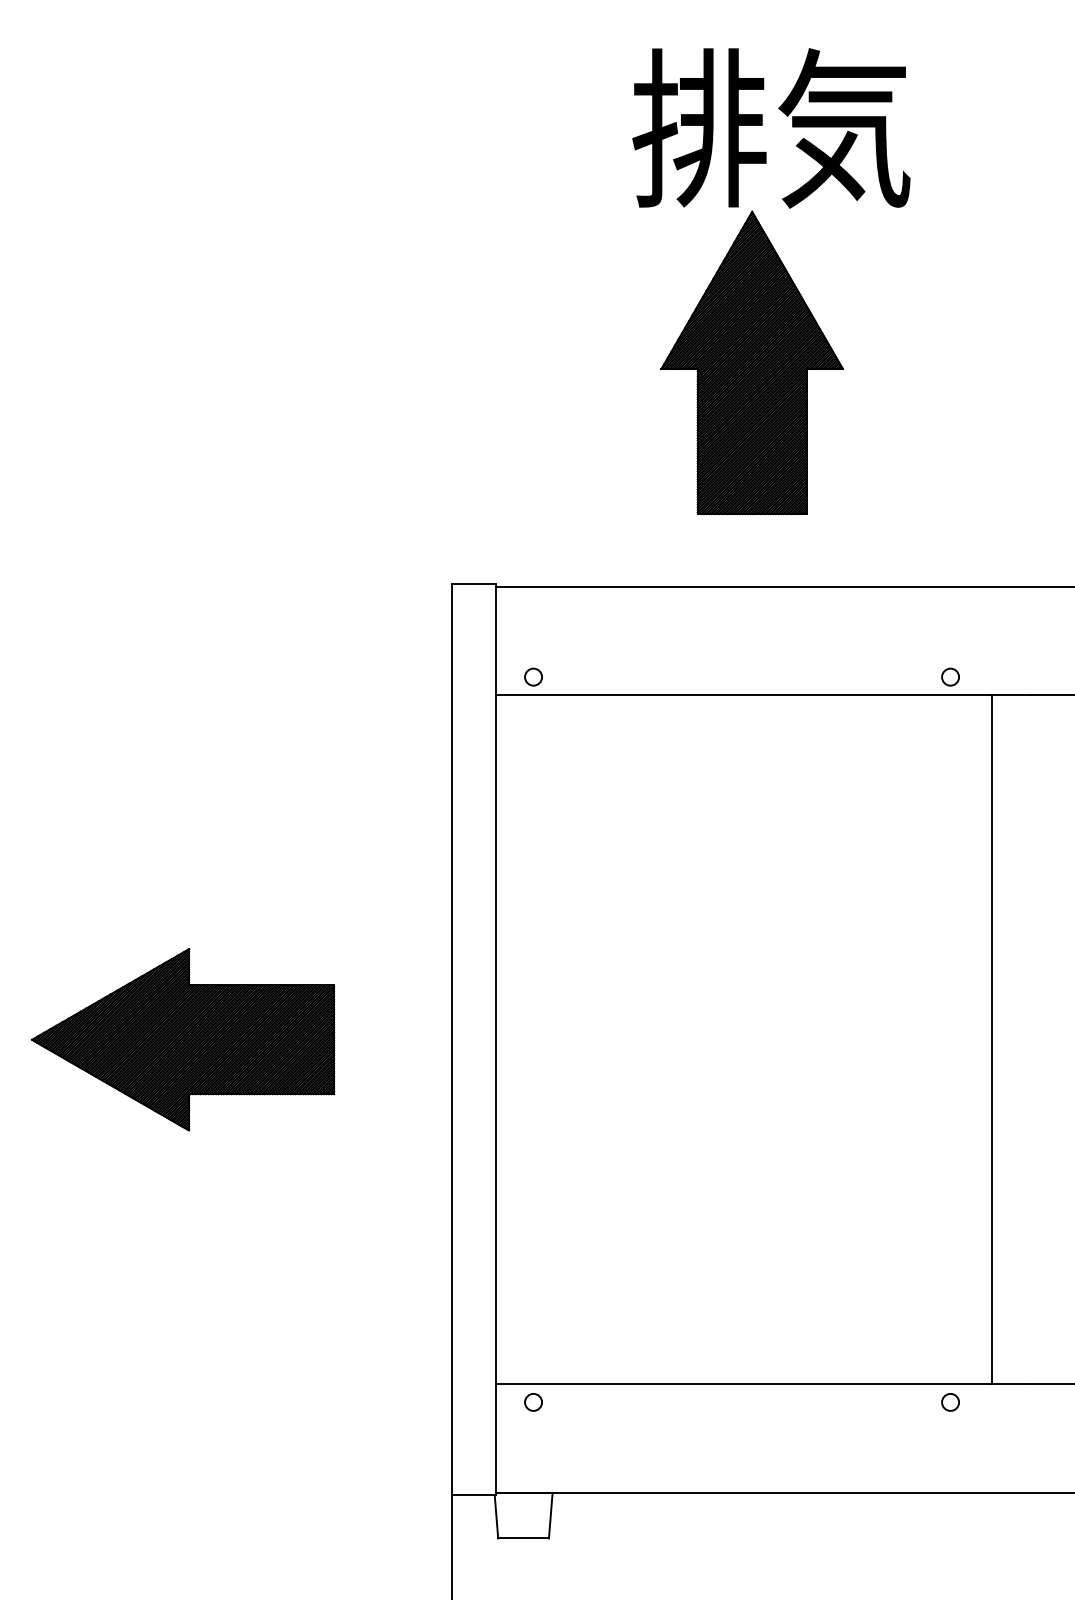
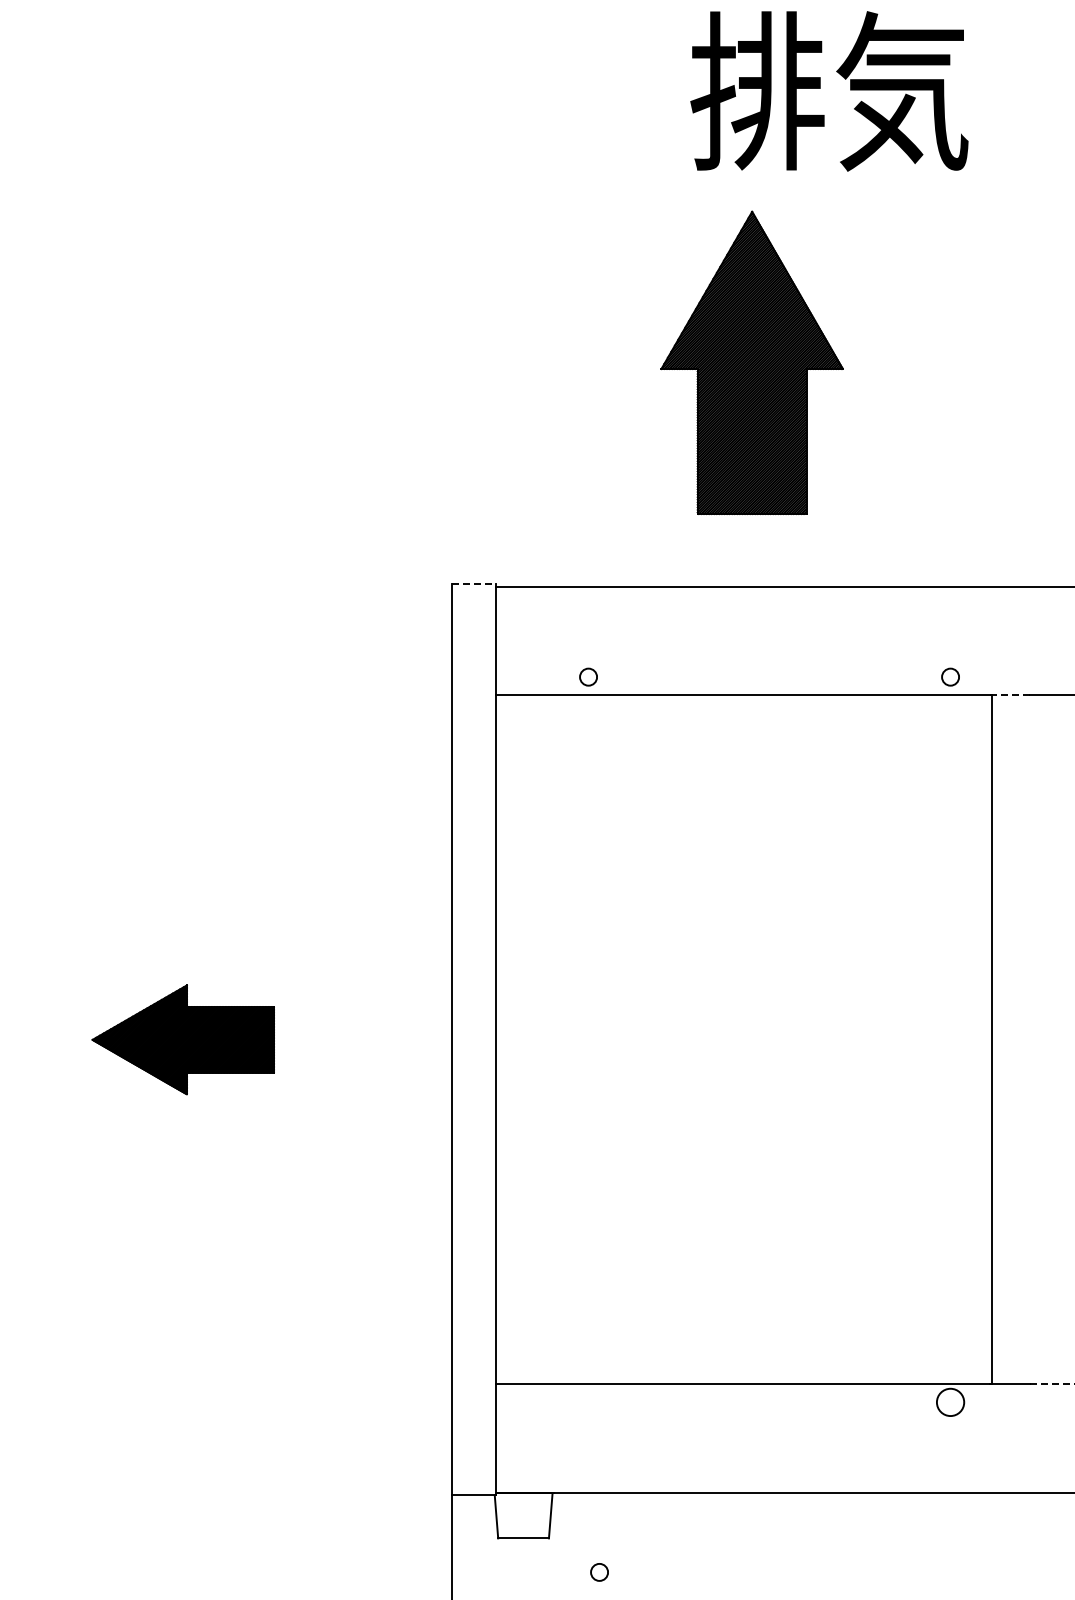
text position: (771, 128) -> (829, 91) (829, 91)
line: solid -> dashed (473, 584)
circle position: (533, 676) -> (588, 676) (588, 676)
line: solid -> dashed (1009, 695)
part size: 305x184 px -> 184x112 px (182, 1039)
line: solid -> dashed (1052, 1384)
circle diameter: 17 px -> 27 px (950, 1402)
circle position: (533, 1402) -> (599, 1572) (599, 1572)
